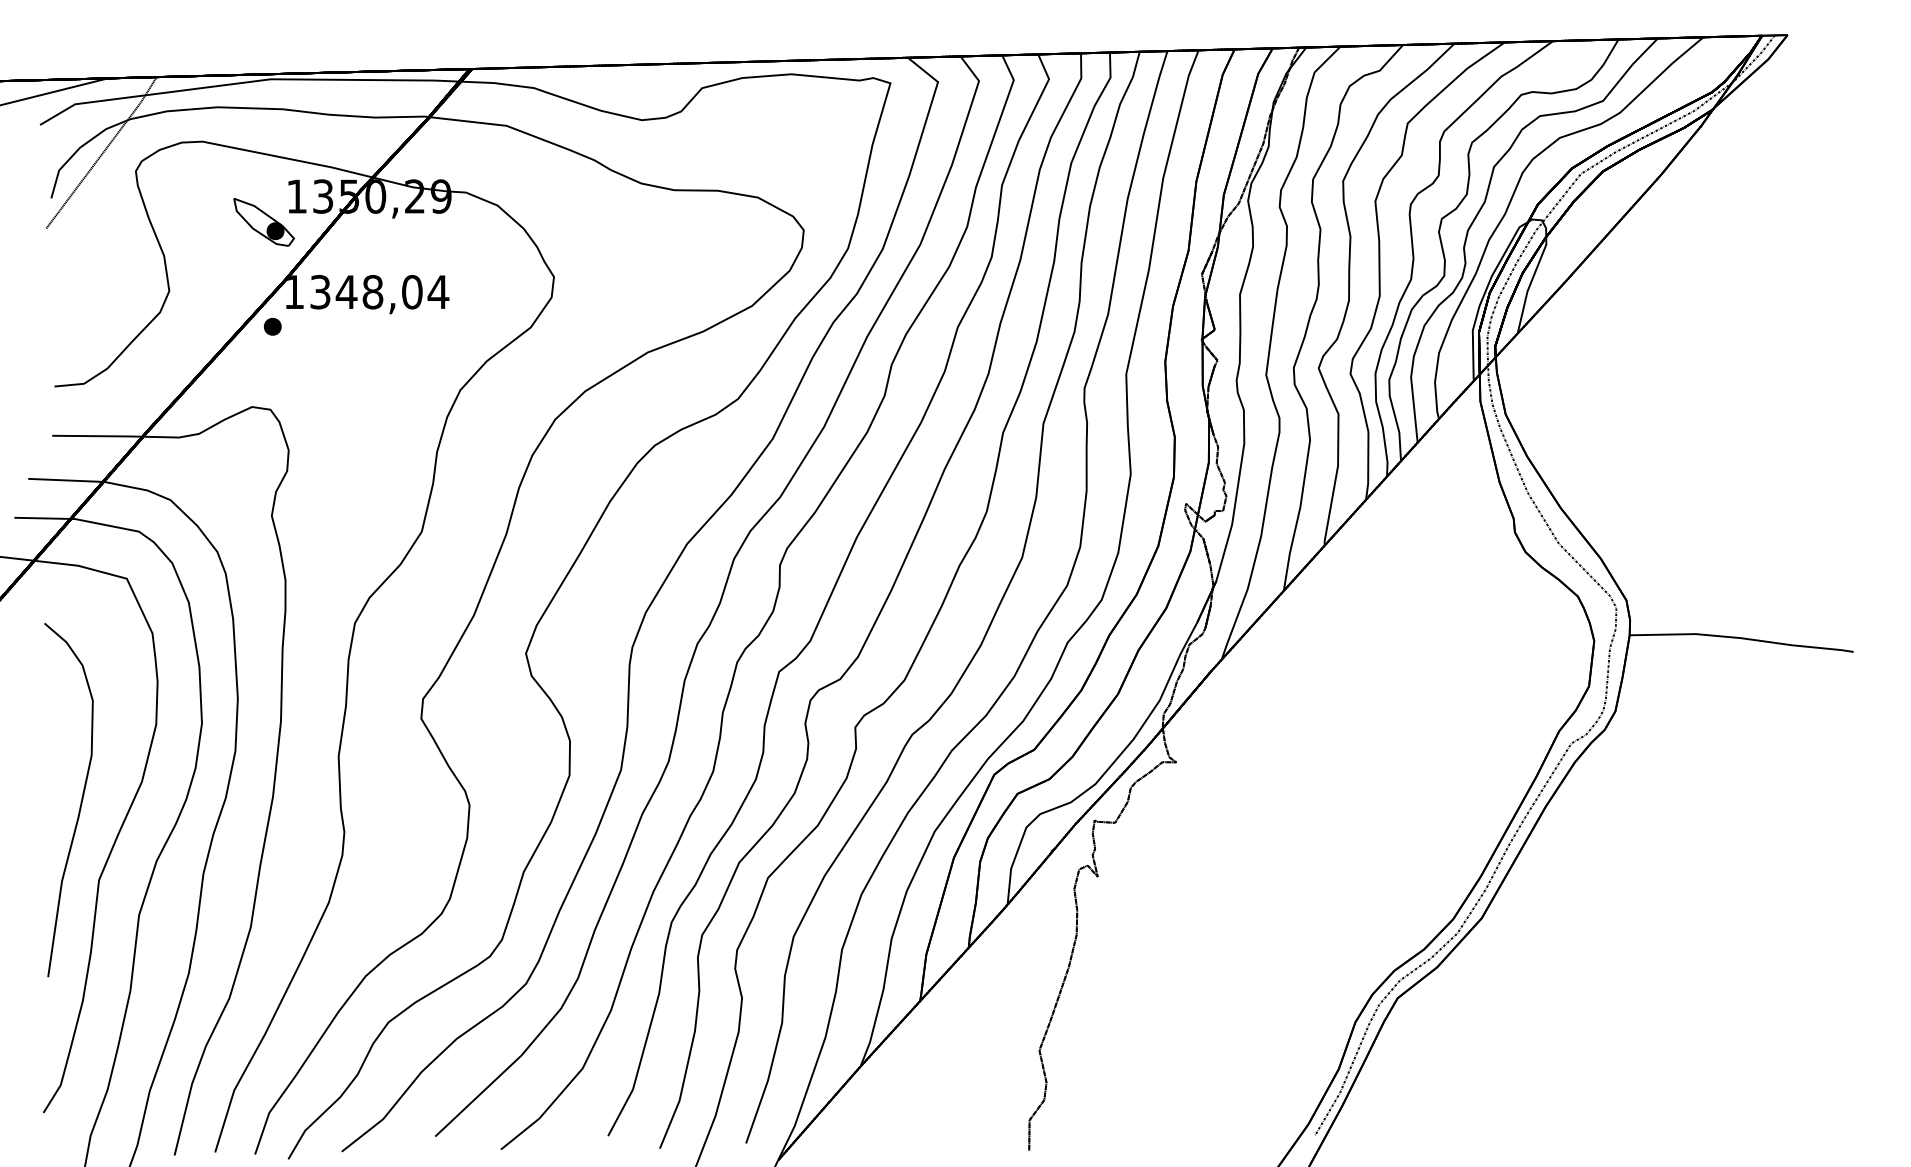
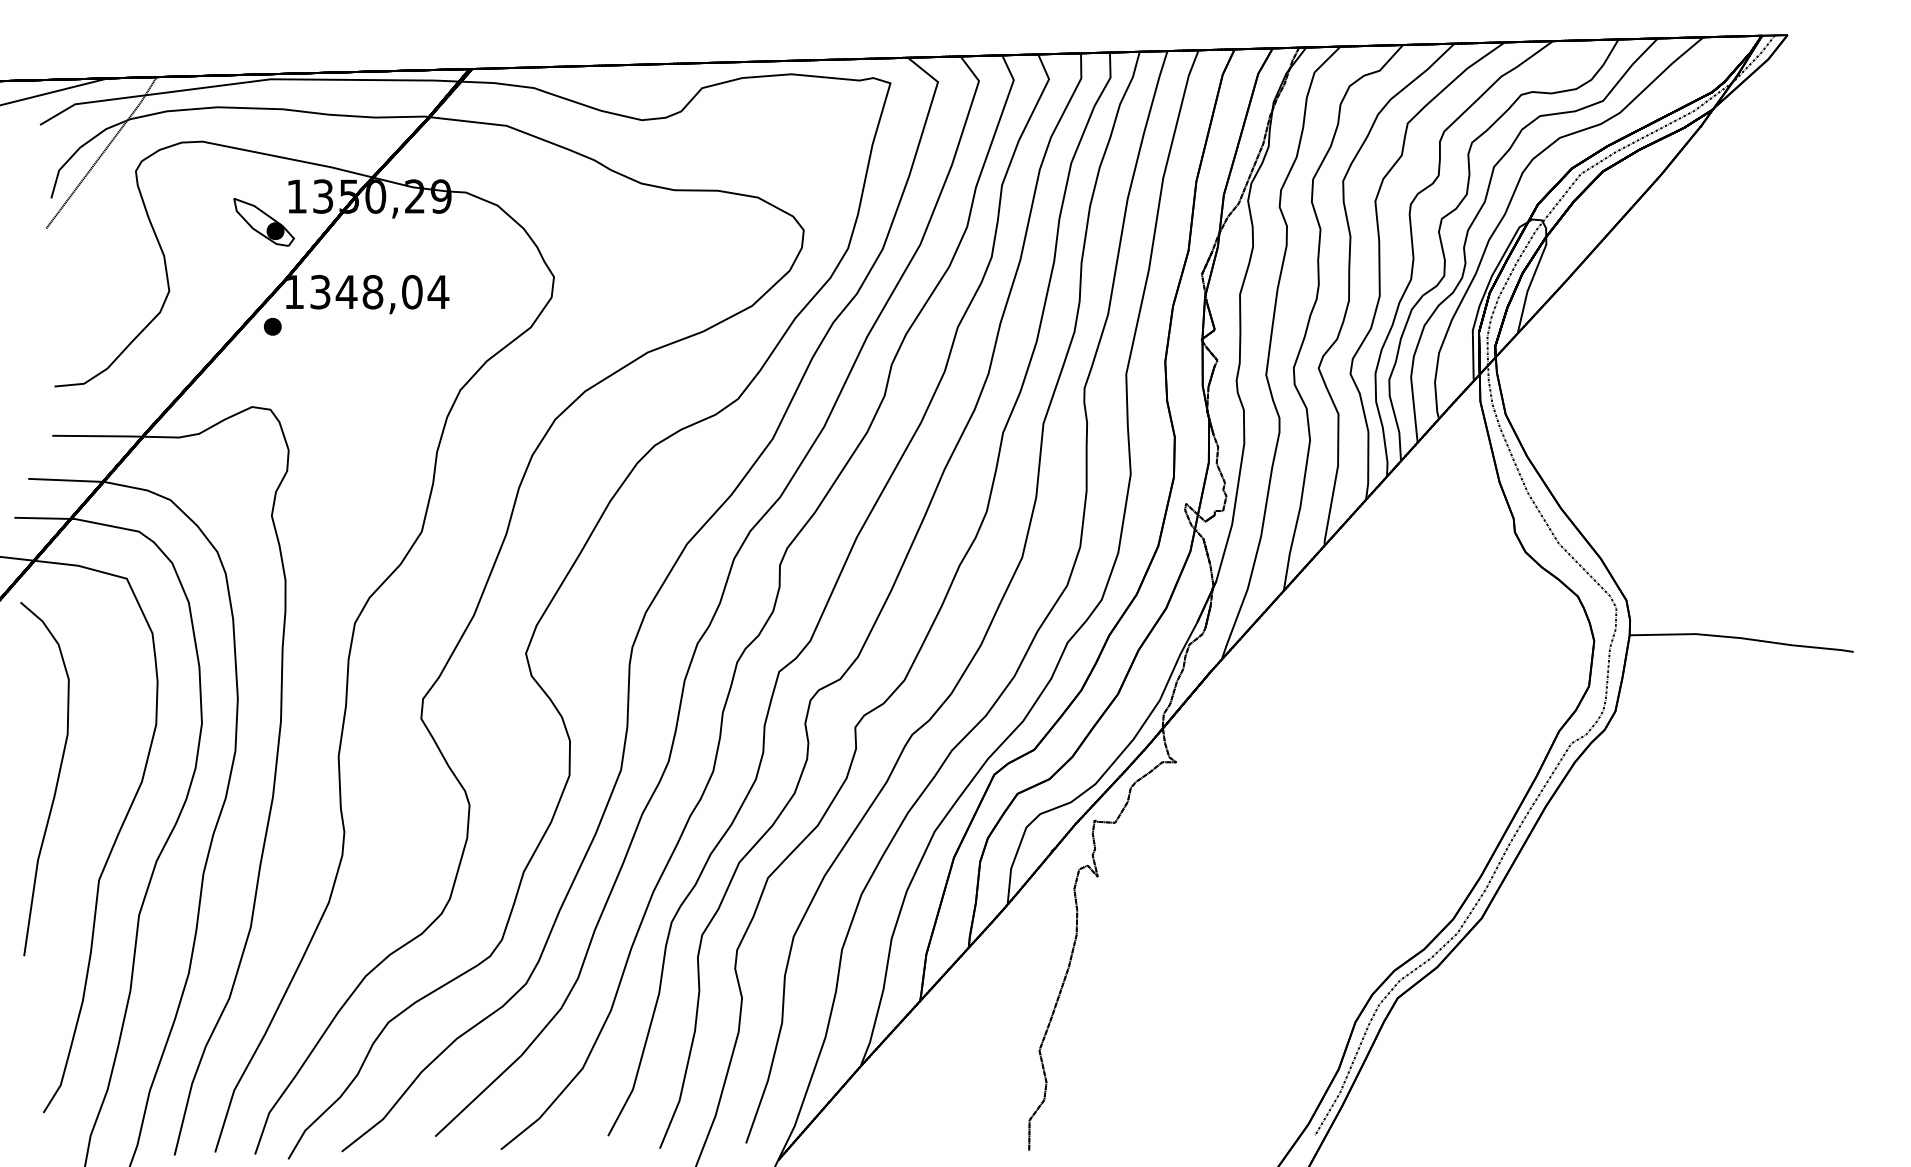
curve position: (80, 802) -> (56, 781) (56, 781)
